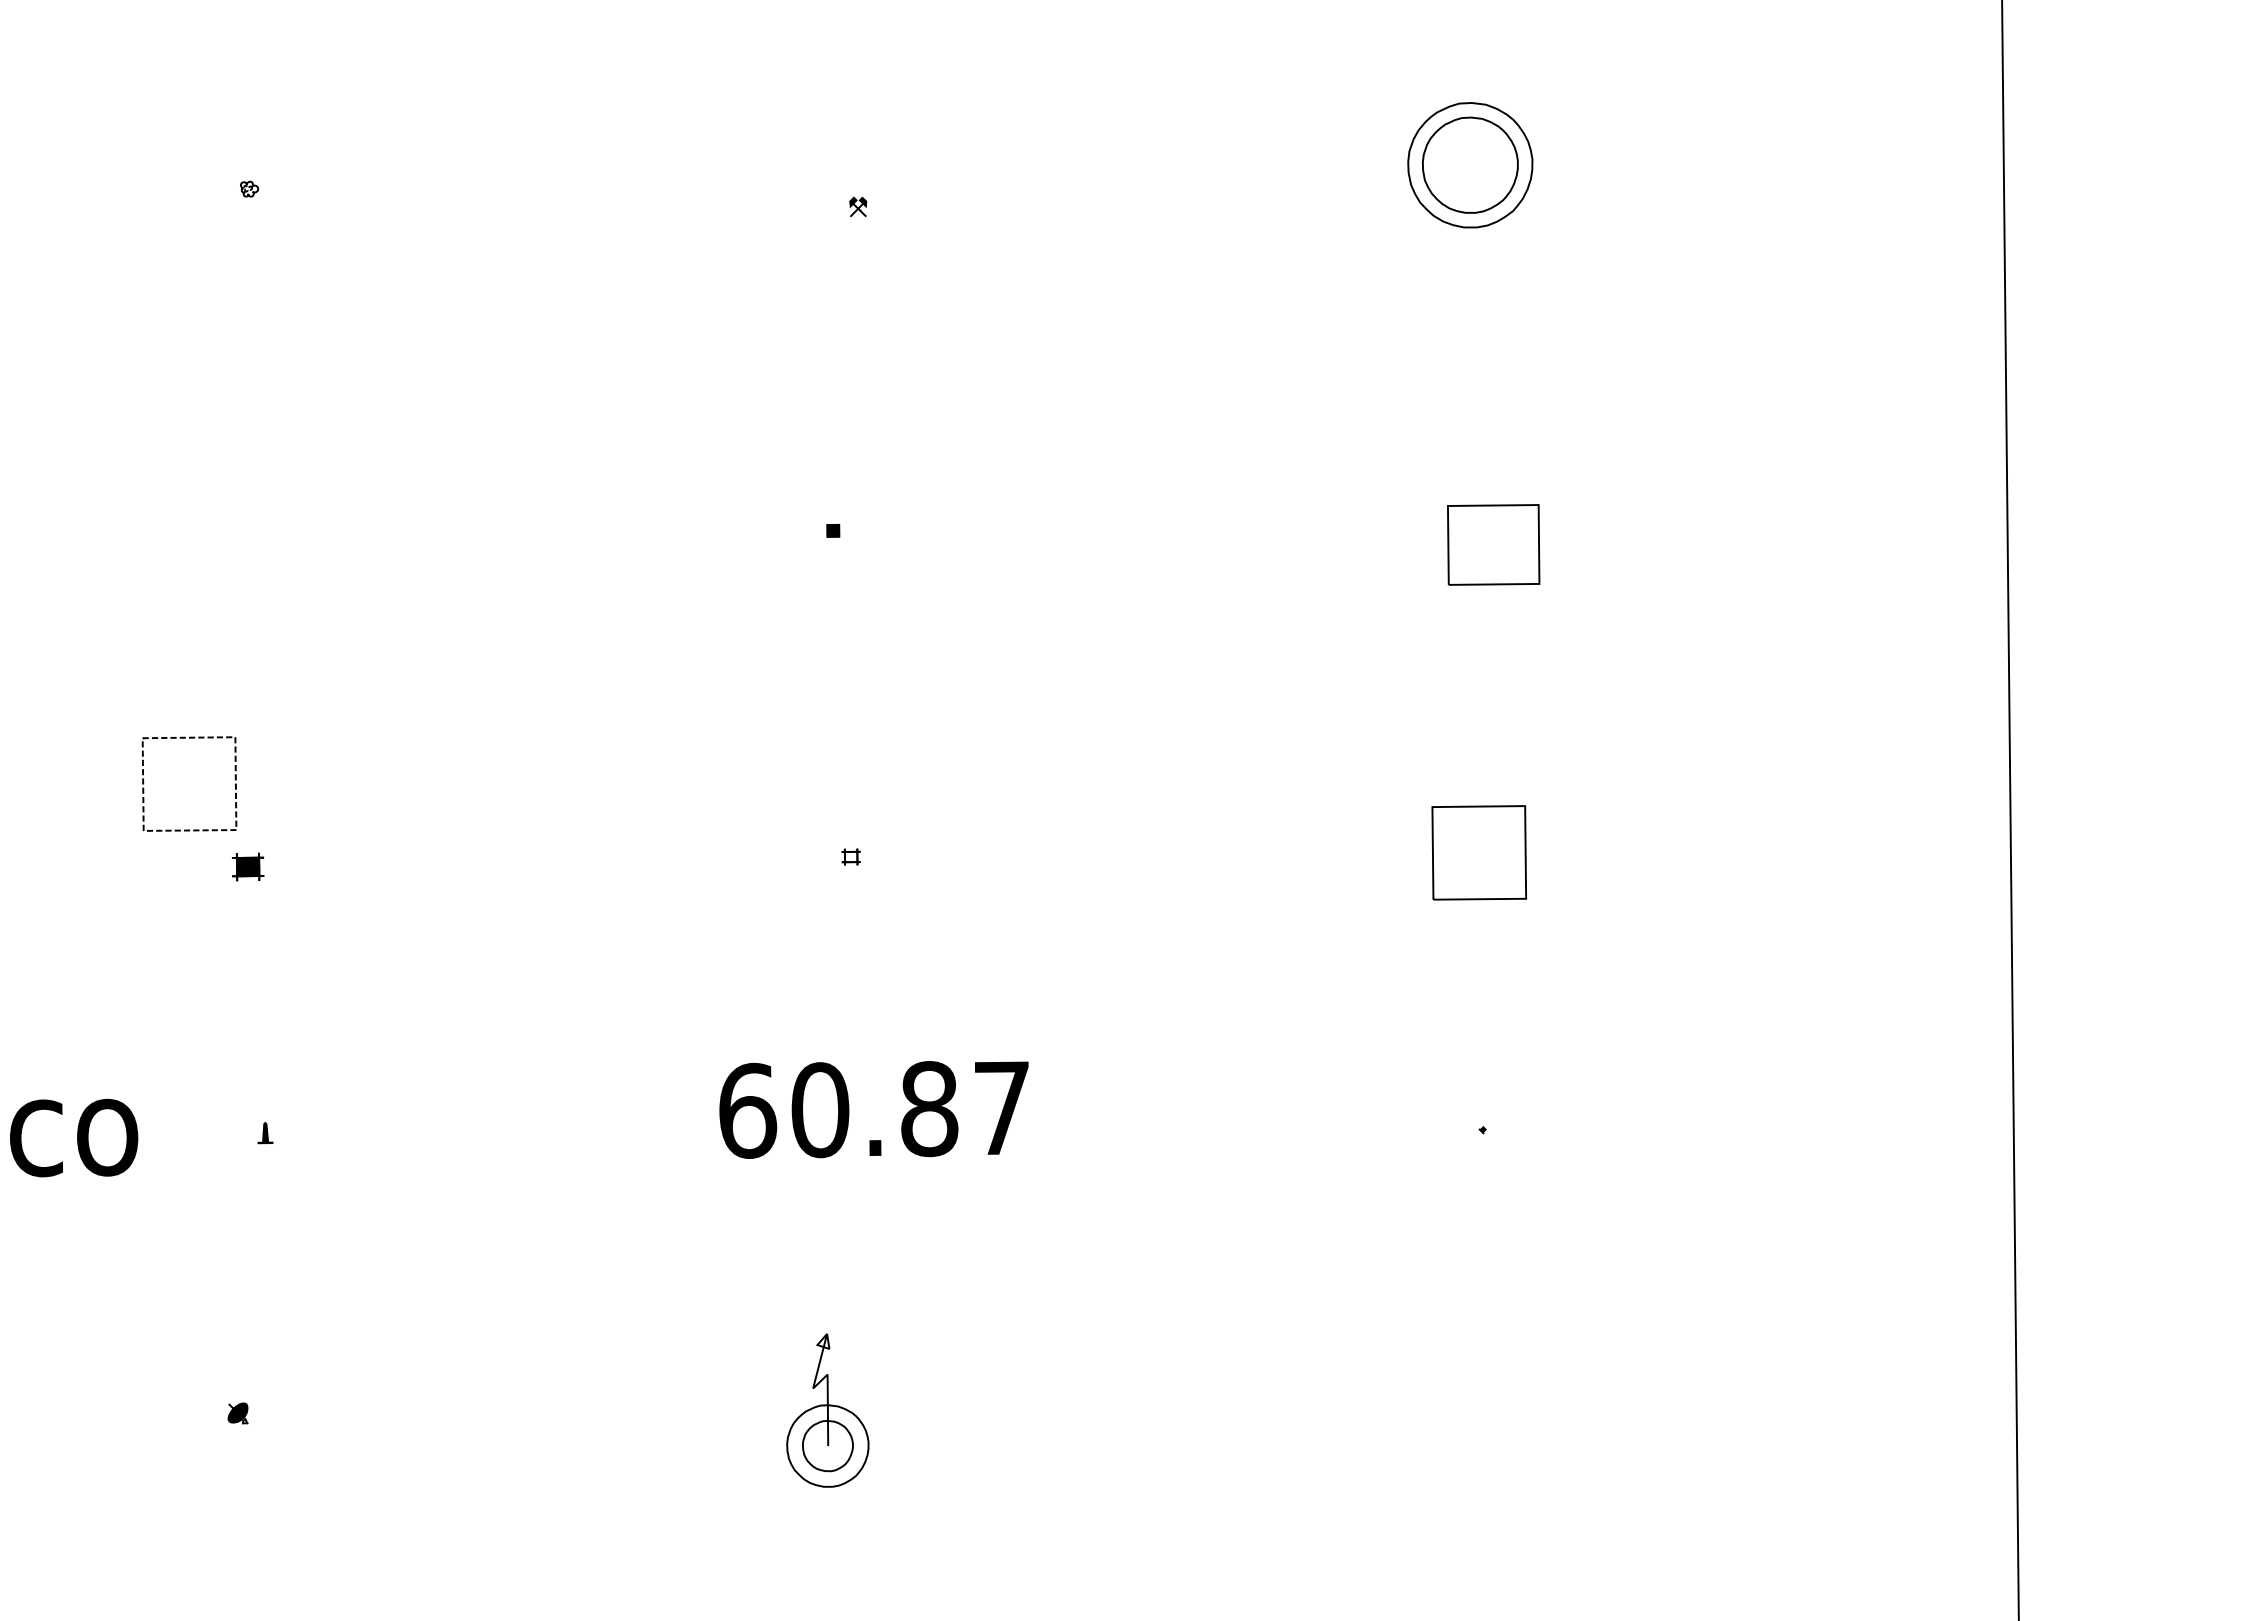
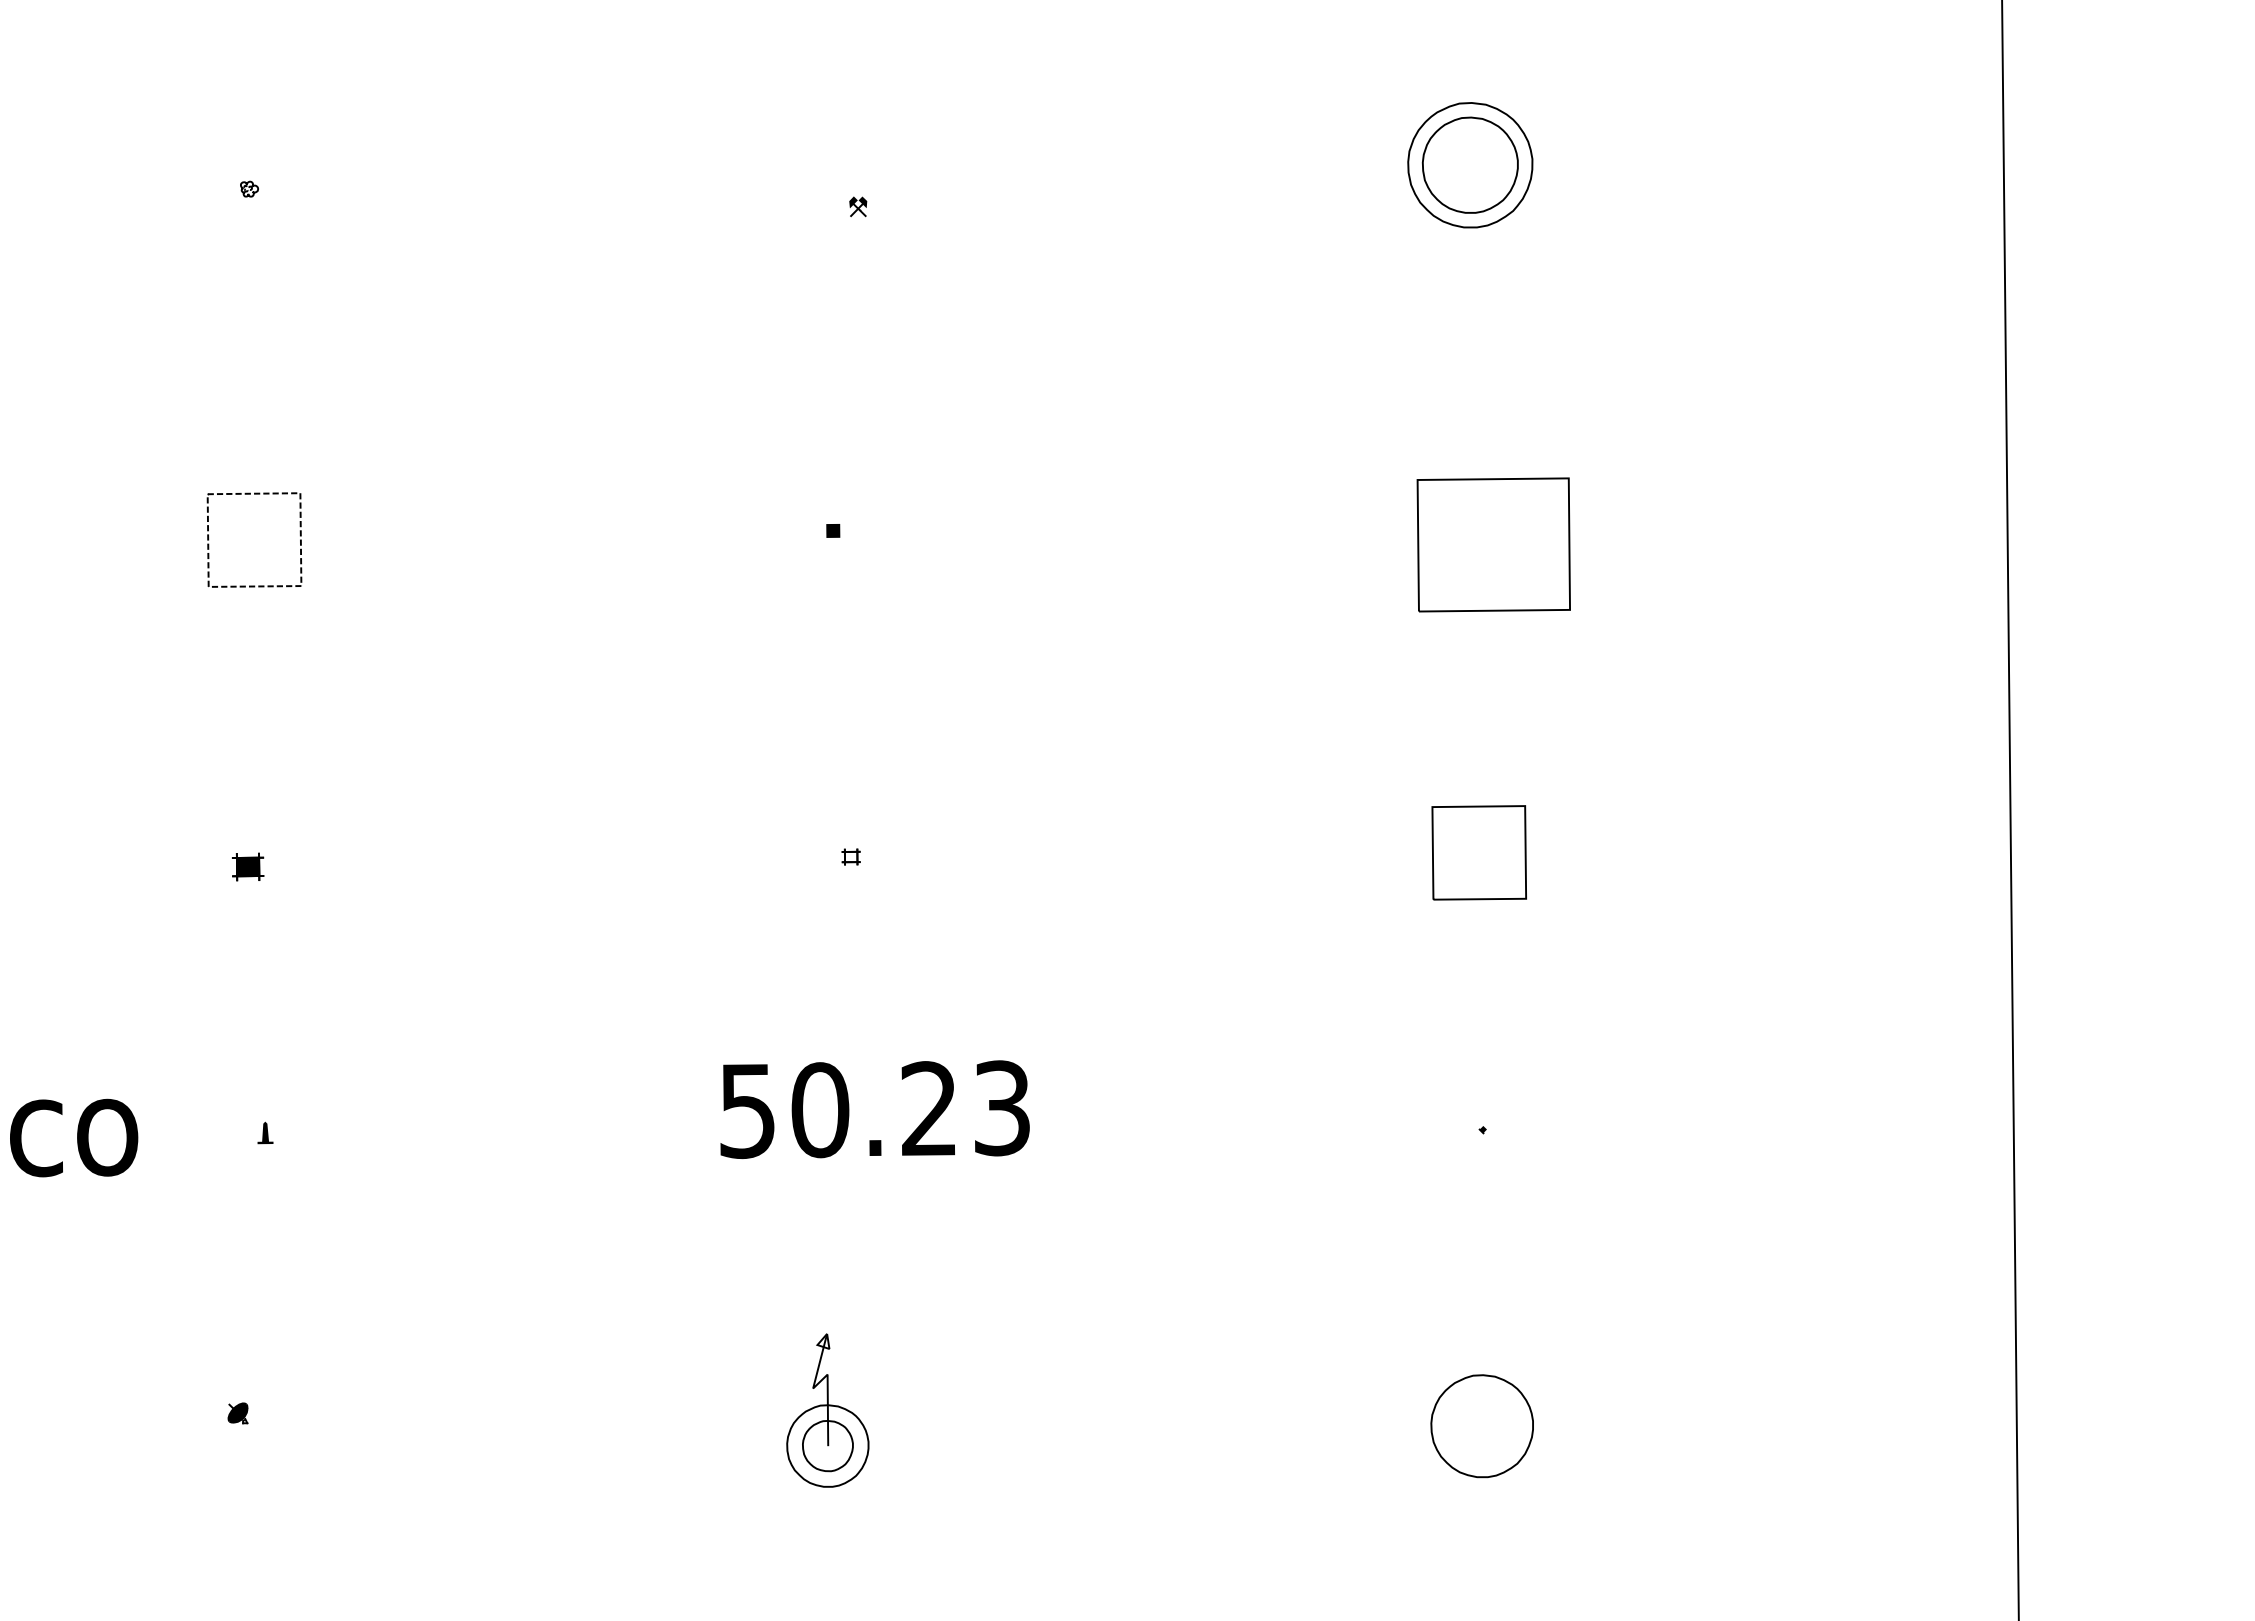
part size: 94x82 px -> 155x136 px (1493, 544)
part position: (189, 738) -> (254, 494) (254, 494)
text: 60.87 -> 50.23 (874, 1109)
part: none -> present (1481, 1426)
